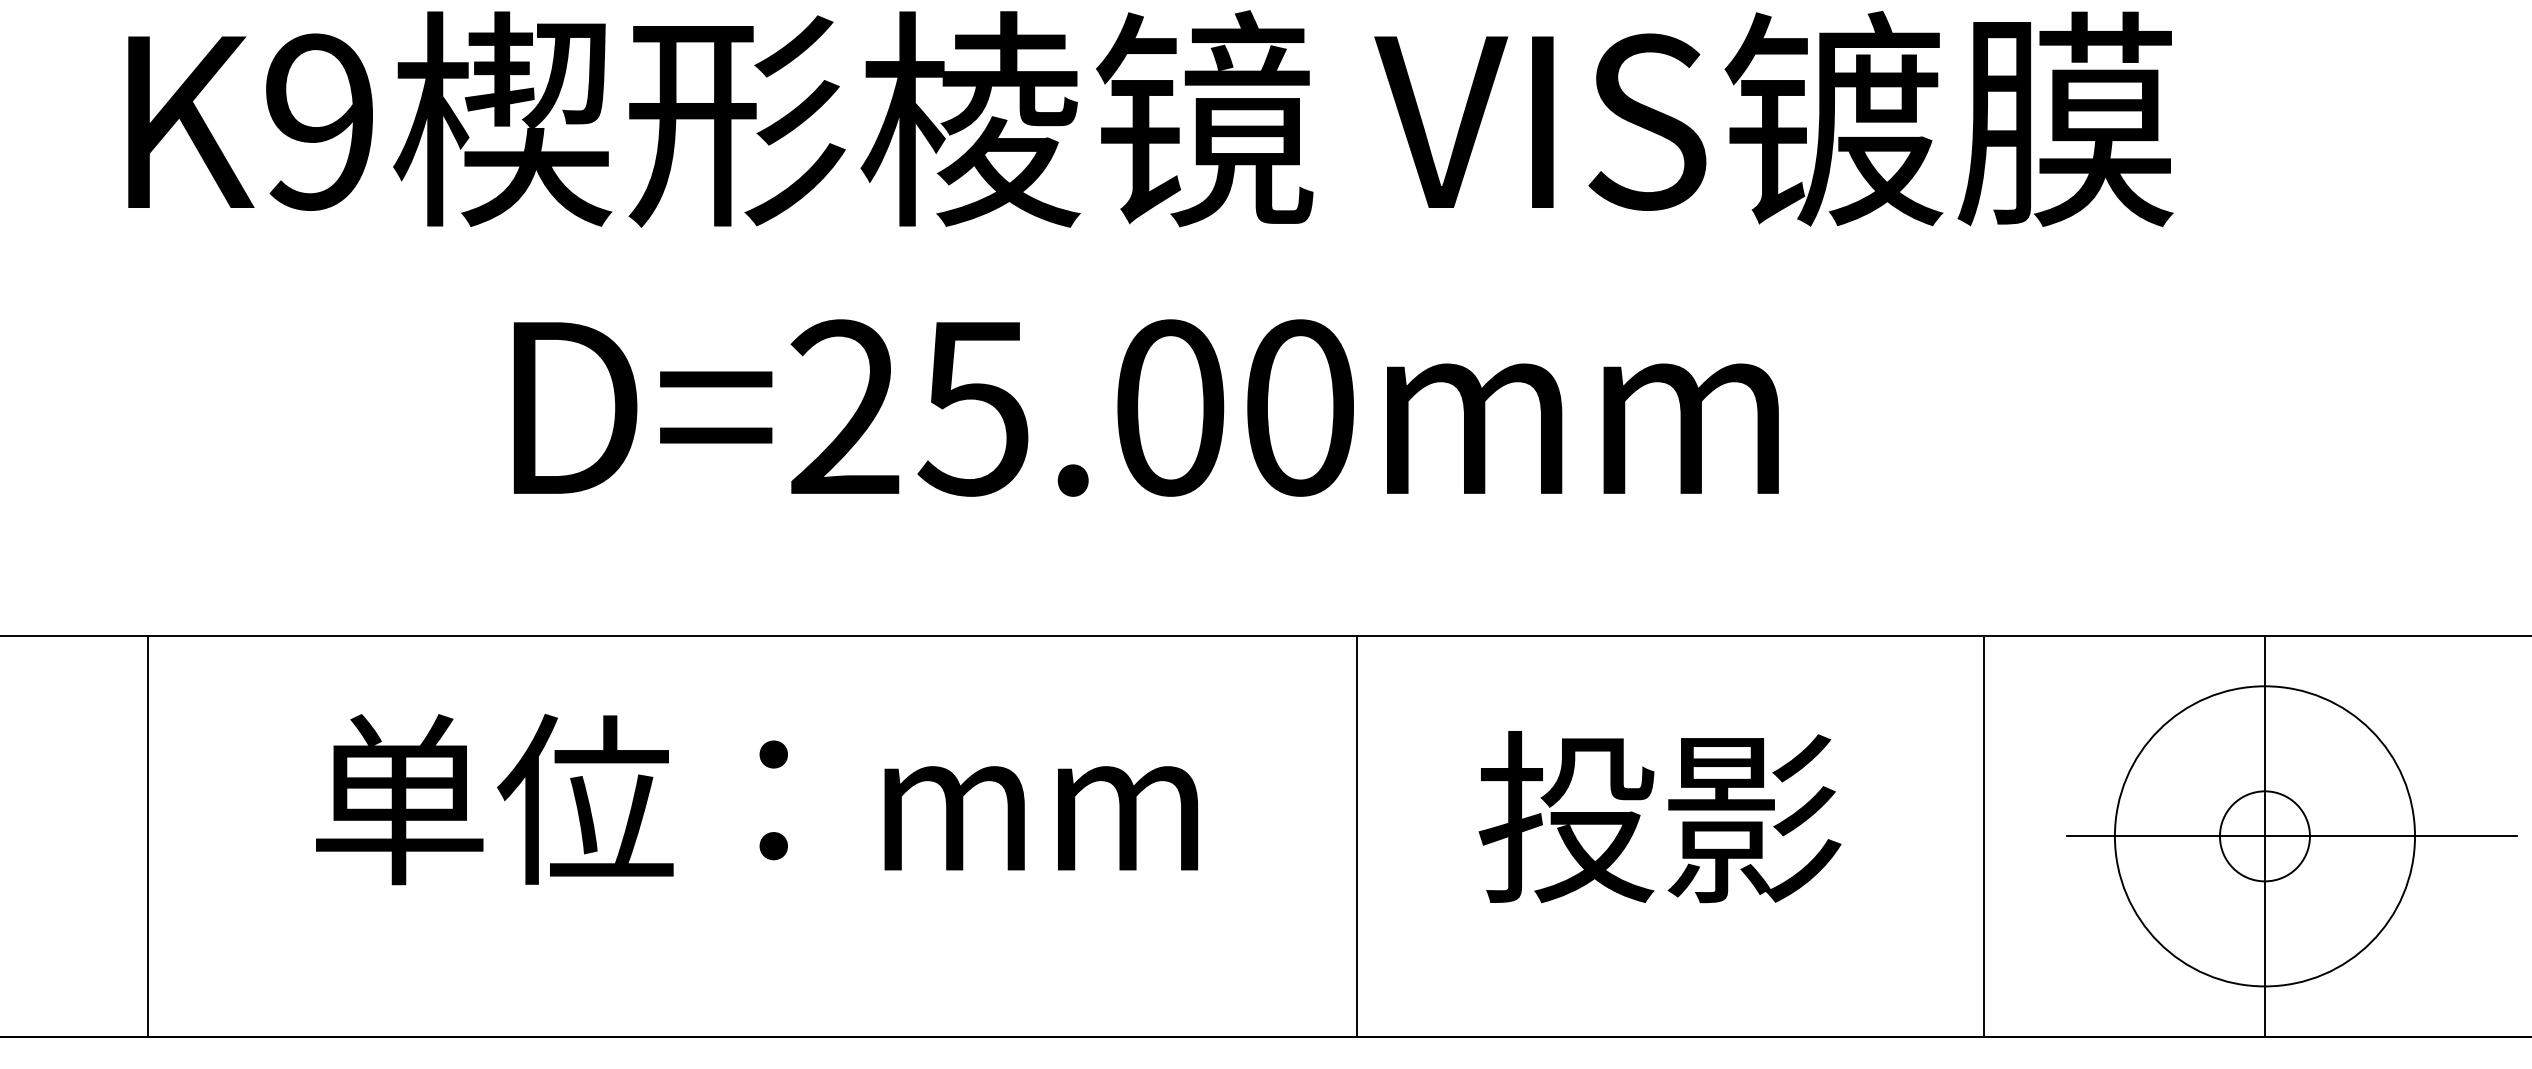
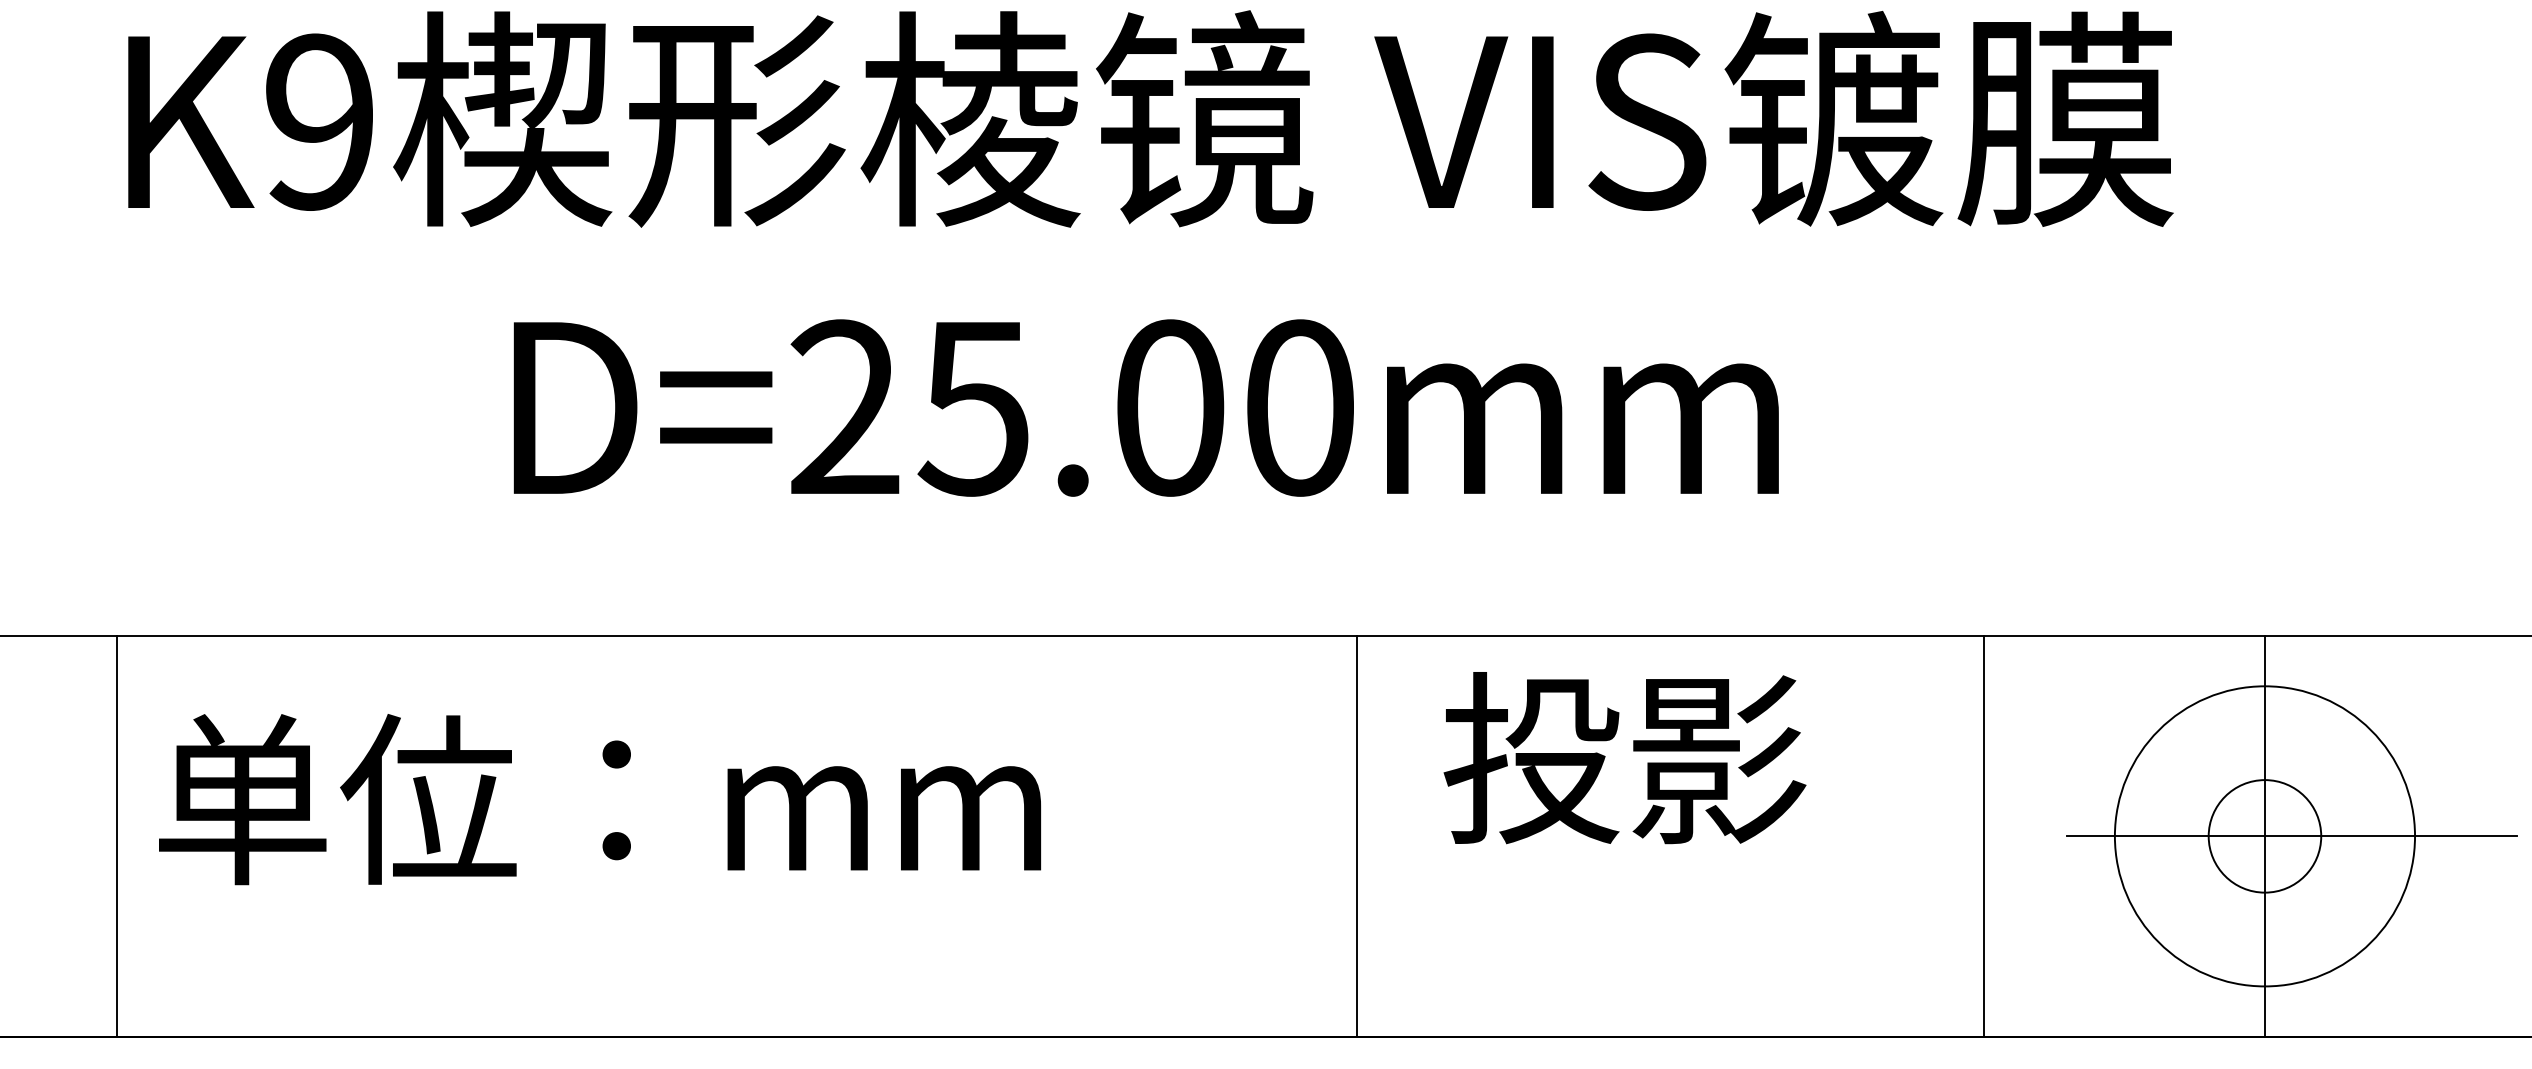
text position: (757, 799) -> (600, 799) (600, 799)
text position: (1659, 817) -> (1624, 758) (1624, 758)
line position: (148, 836) -> (117, 836) (117, 836)
circle diameter: 90 px -> 113 px (2264, 836)
